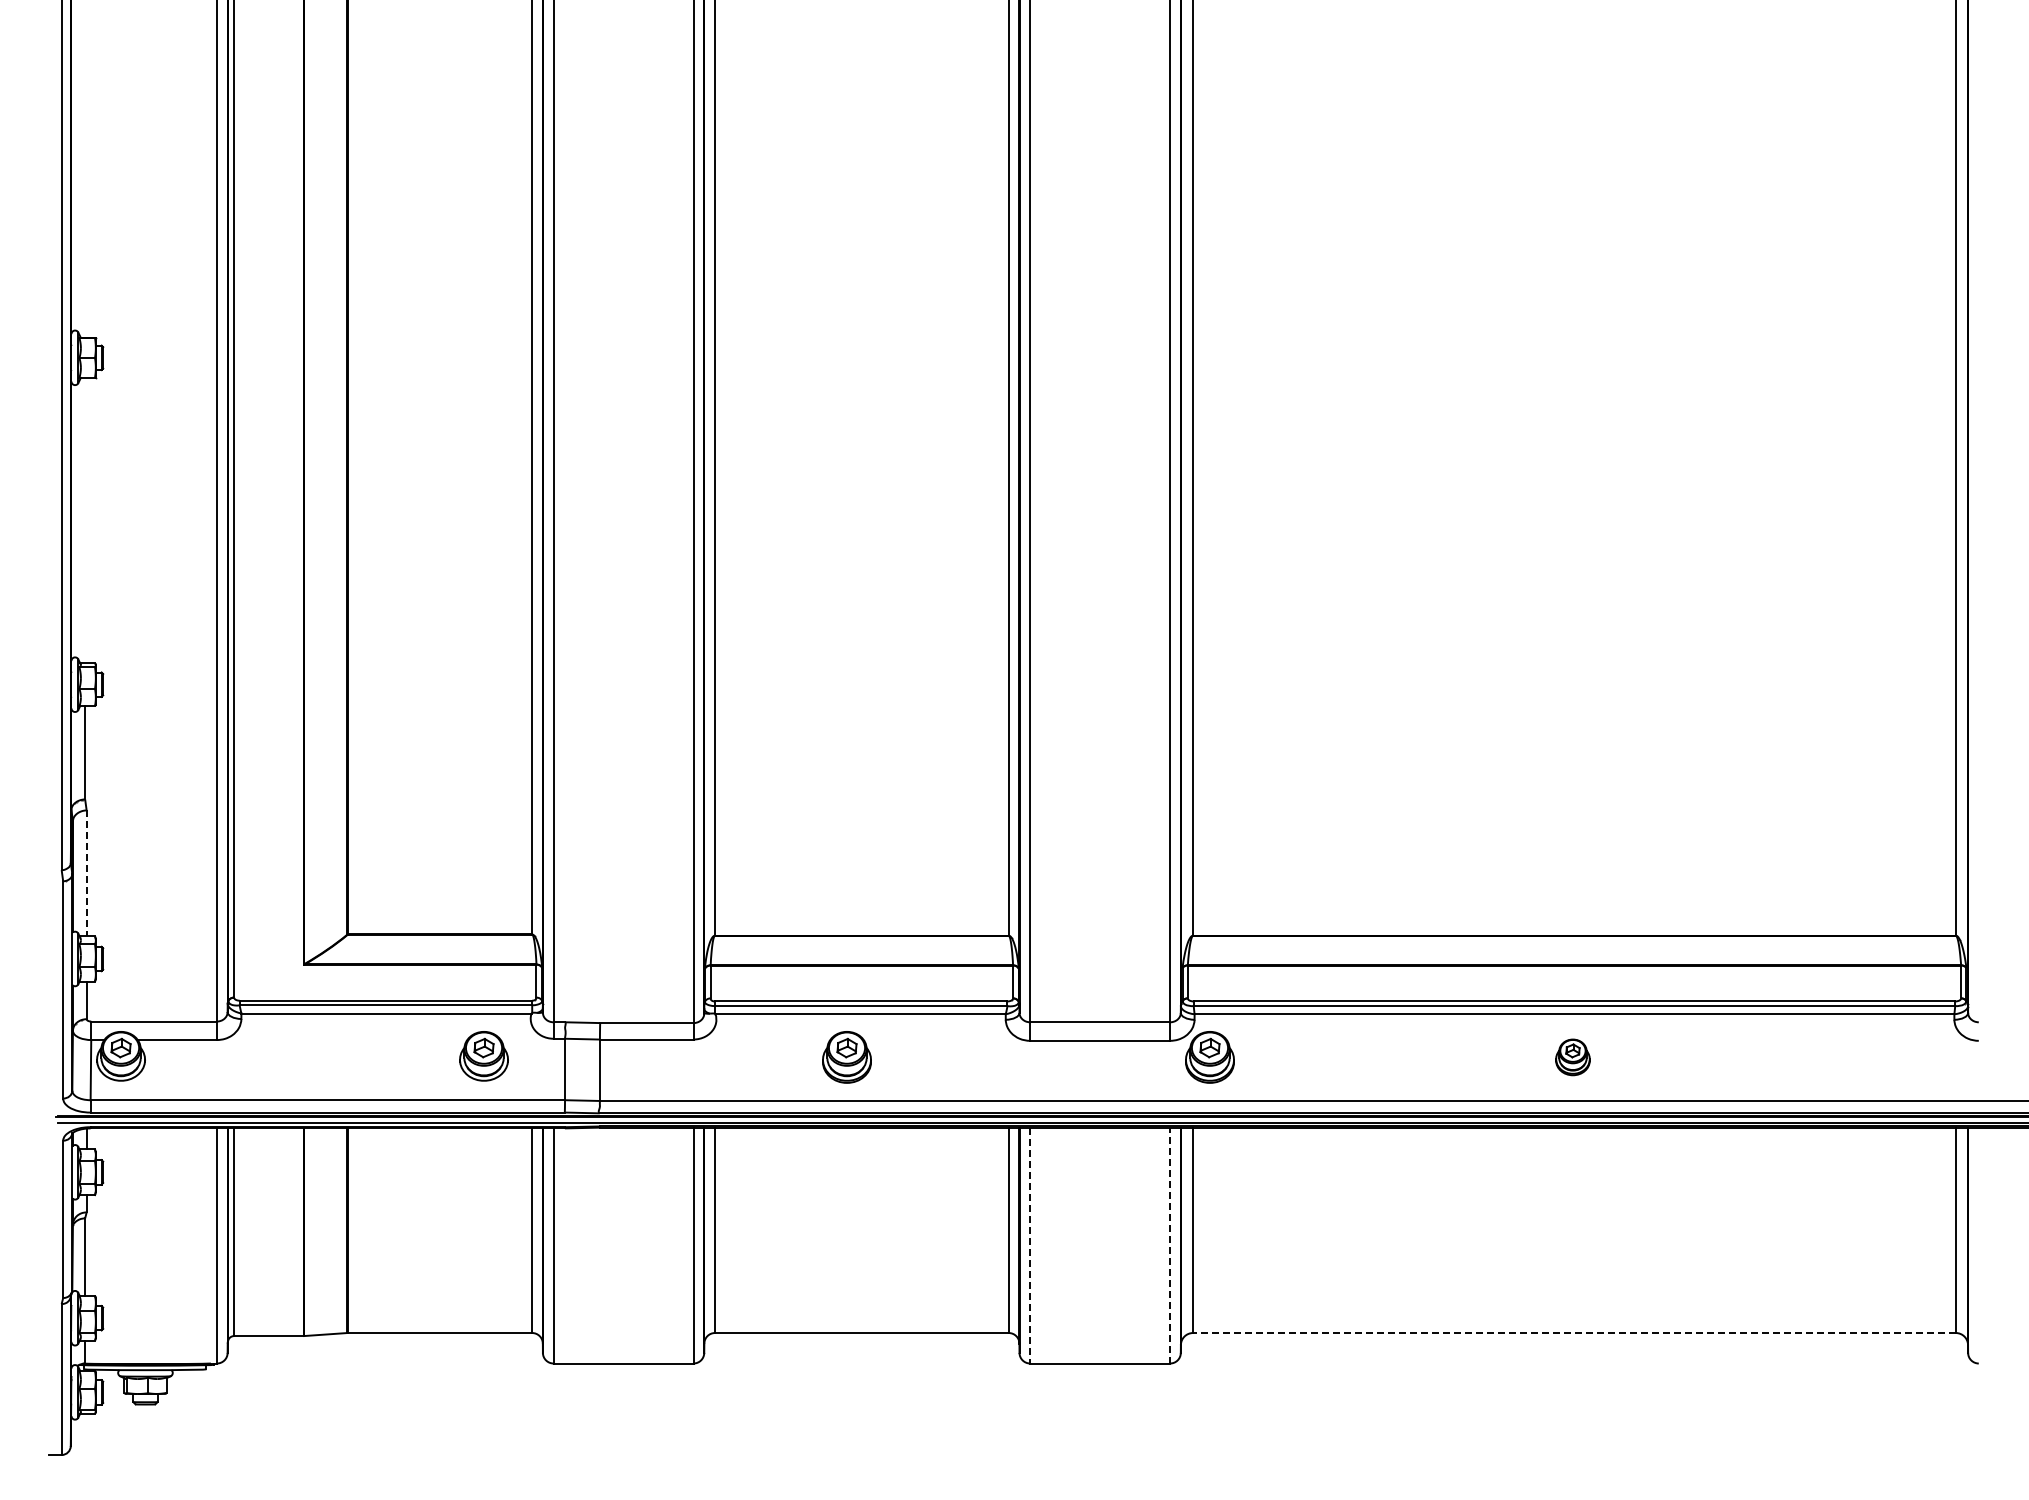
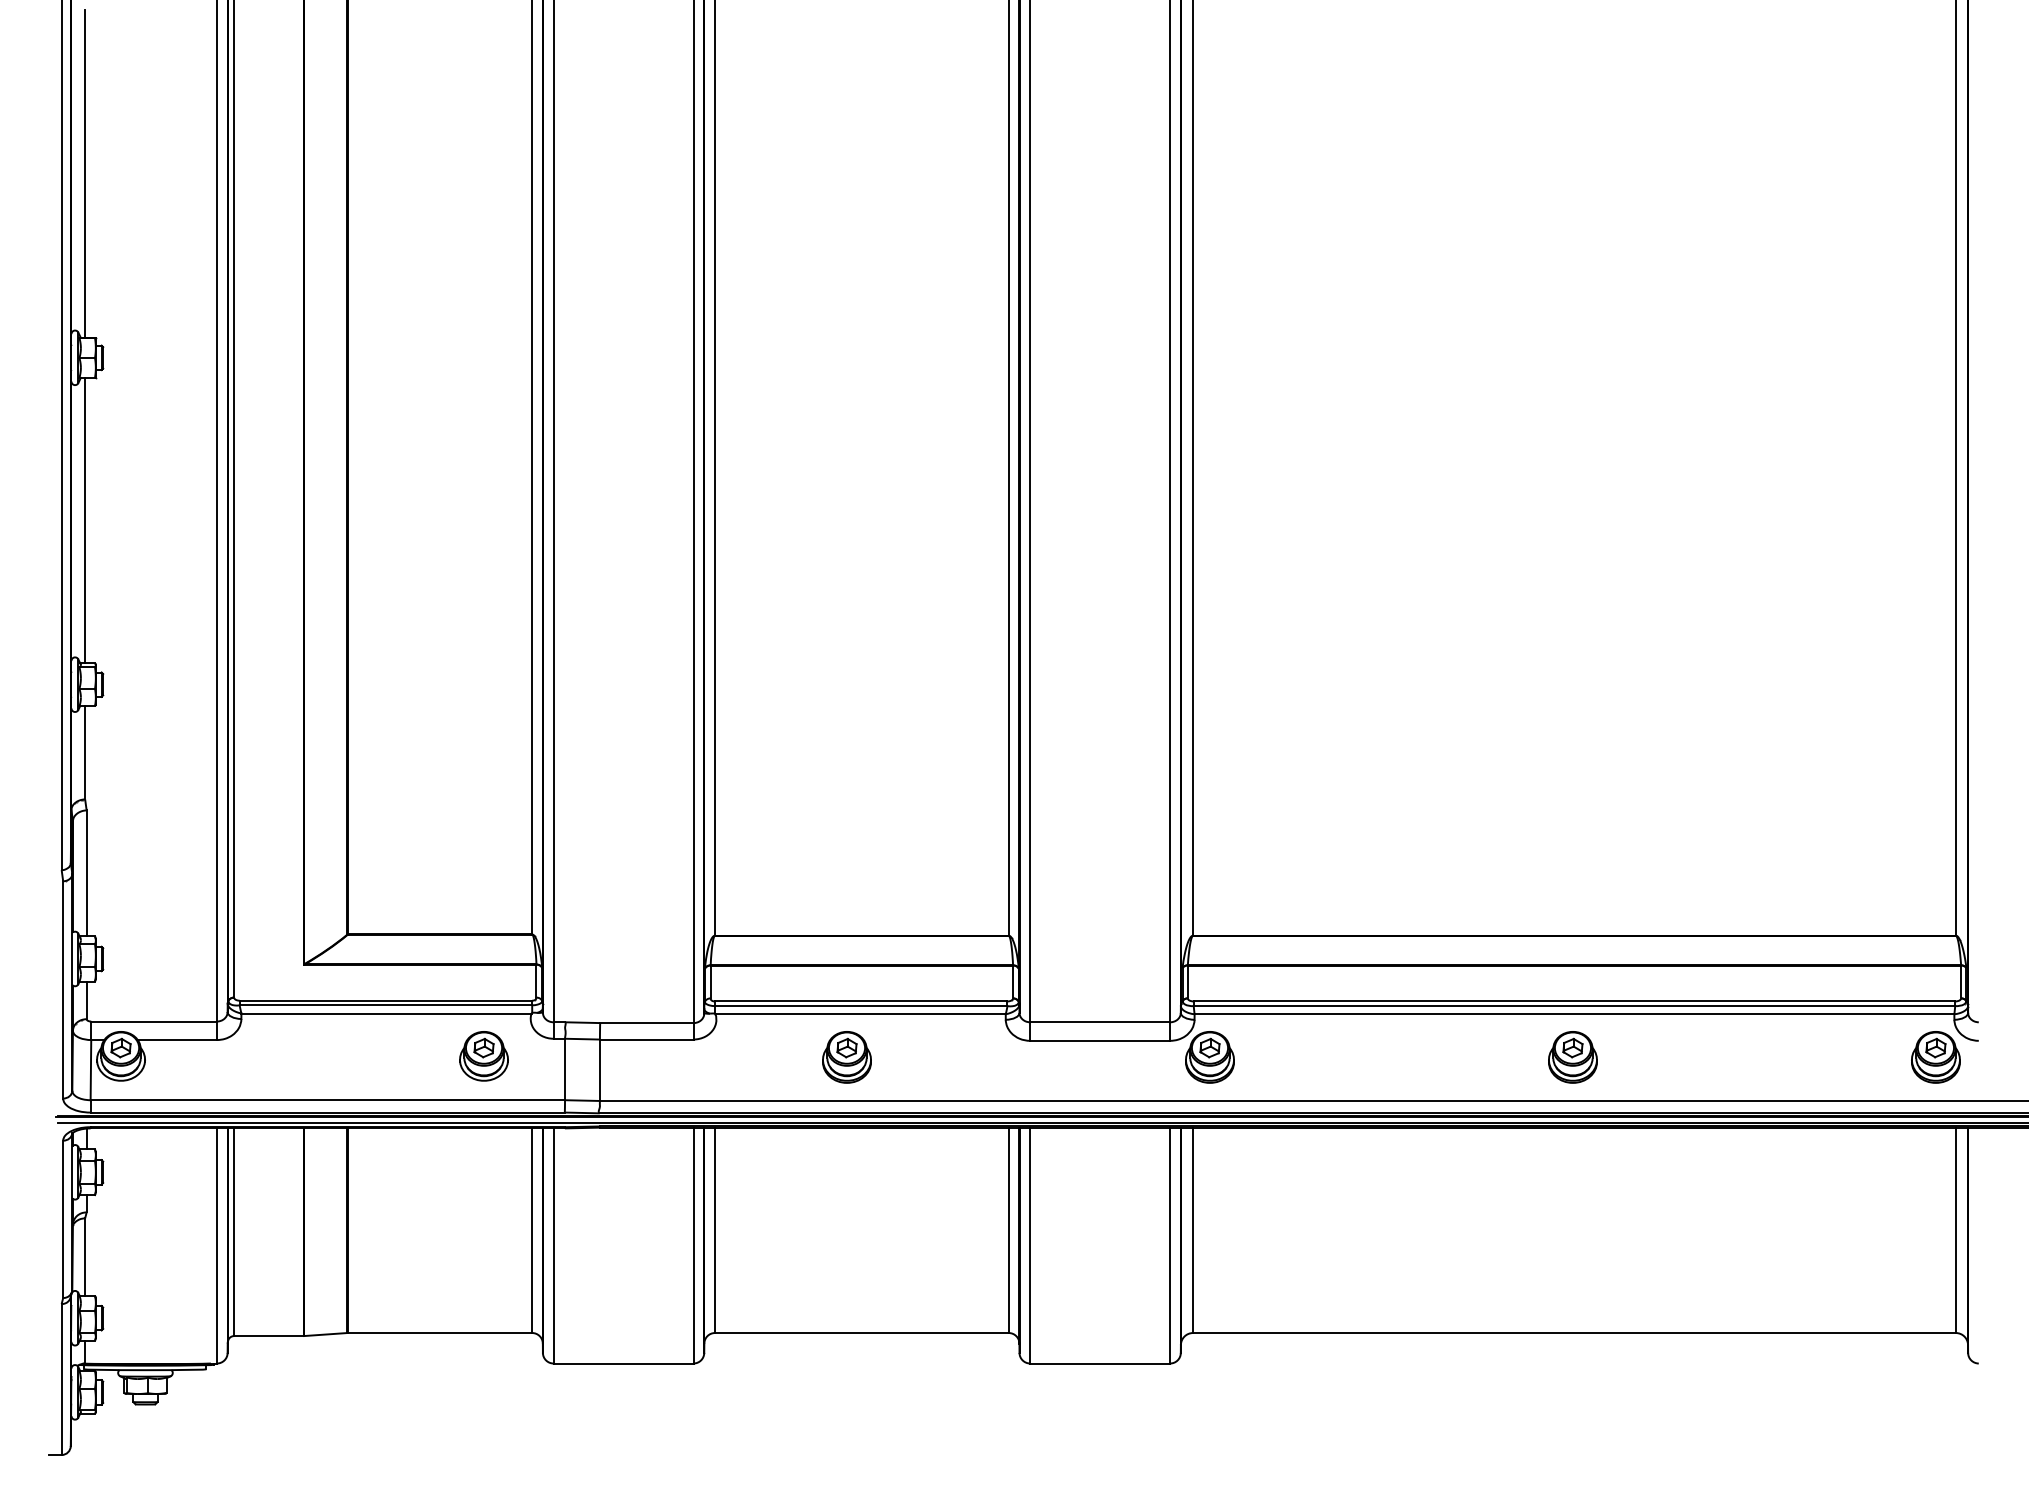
line: none -> present (85, 173)
line: none -> present (85, 520)
line: dashed -> solid (86, 873)
part size: 36x39 px -> 50x53 px (1572, 1057)
part: none -> present (1935, 1057)
line: dashed -> solid (1030, 1245)
line: dashed -> solid (1170, 1245)
line: dashed -> solid (1573, 1333)
